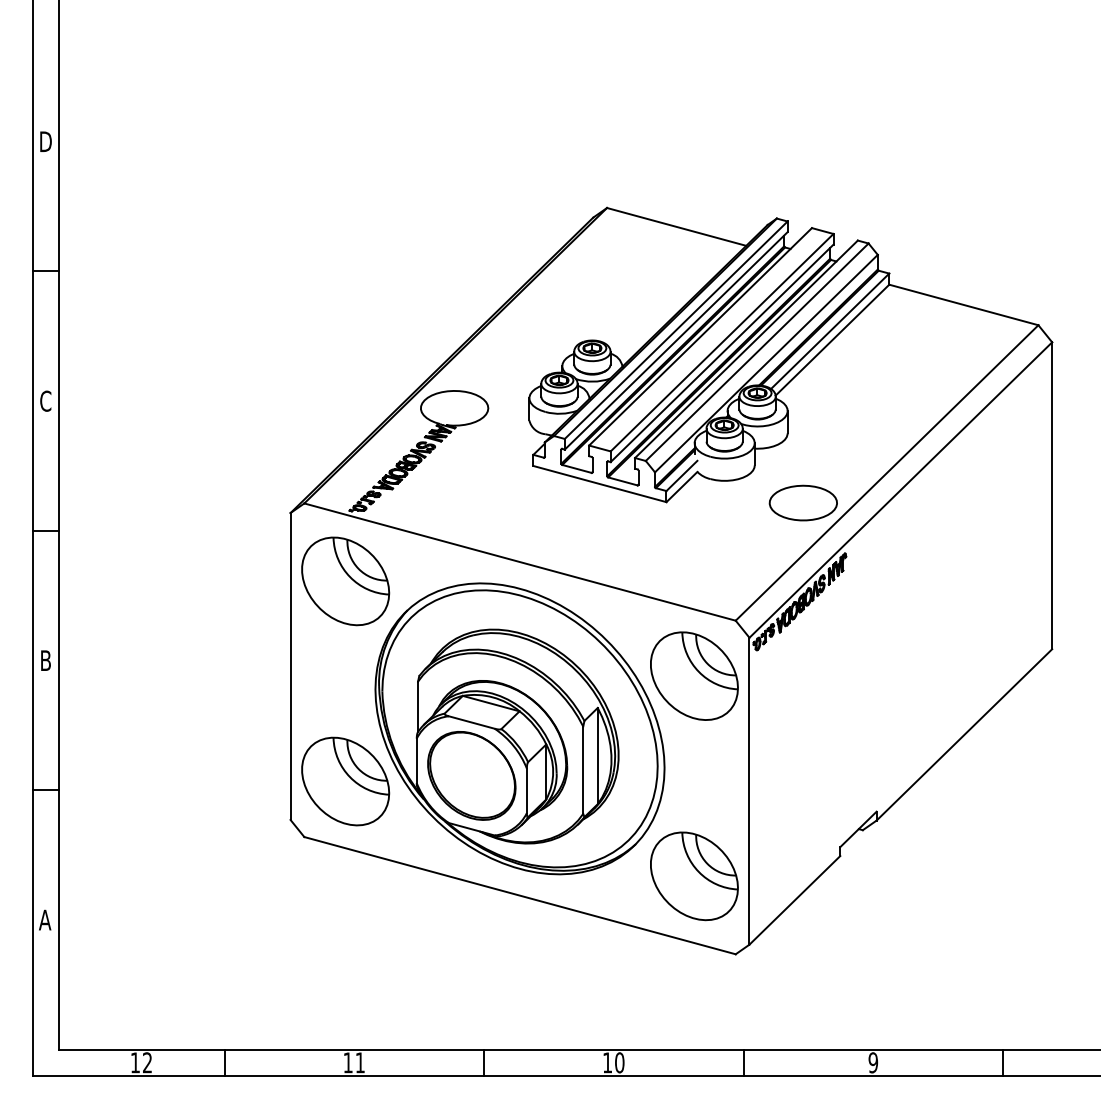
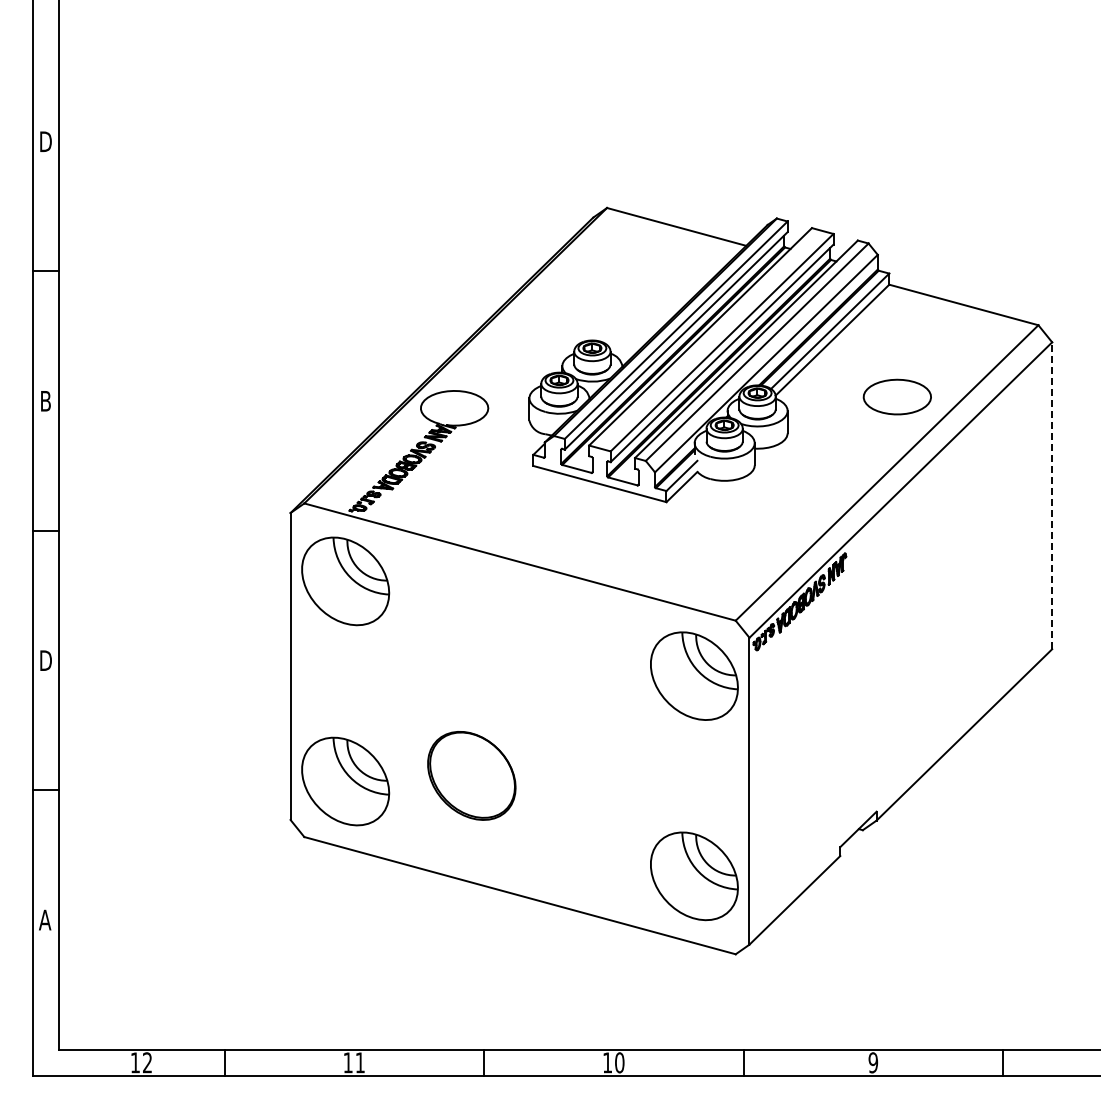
text: C -> B (45, 400)
line: solid -> dashed (1052, 495)
part position: (802, 502) -> (896, 396) (896, 396)
text: B -> D (45, 660)
part: present -> none (519, 728)
